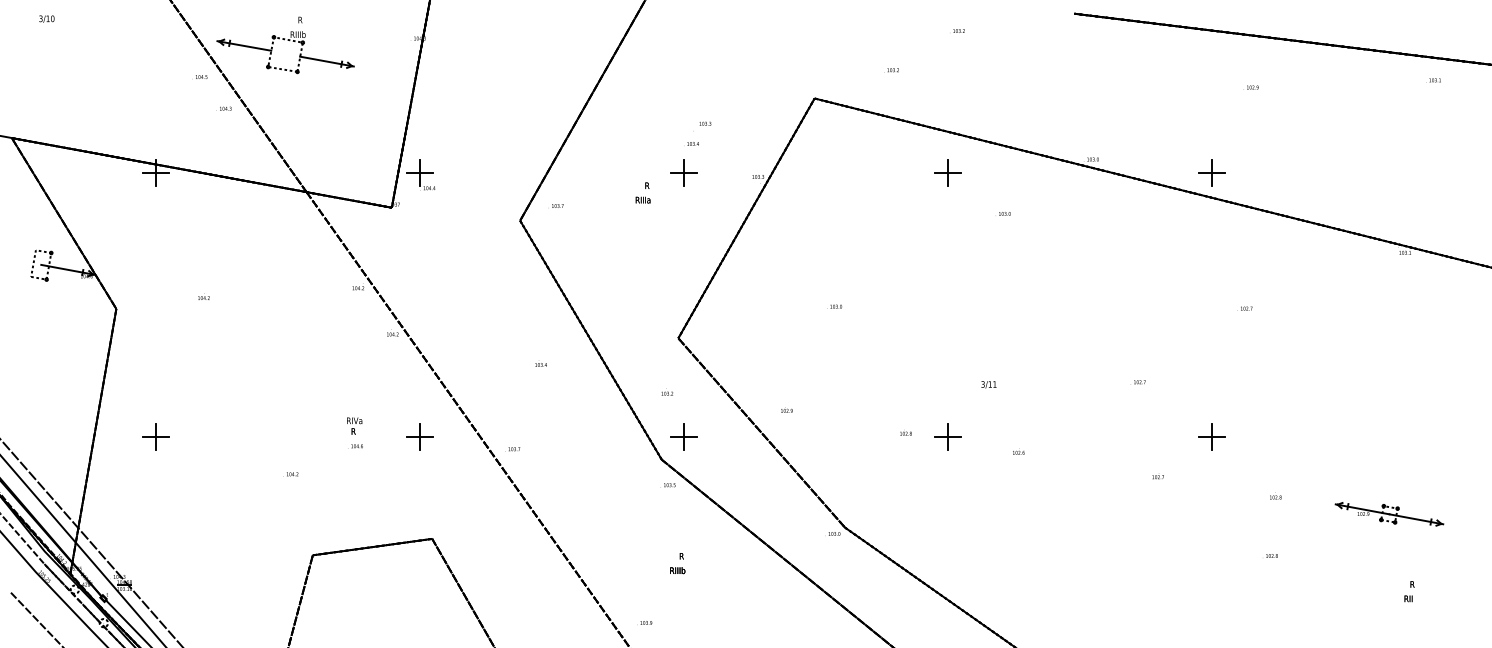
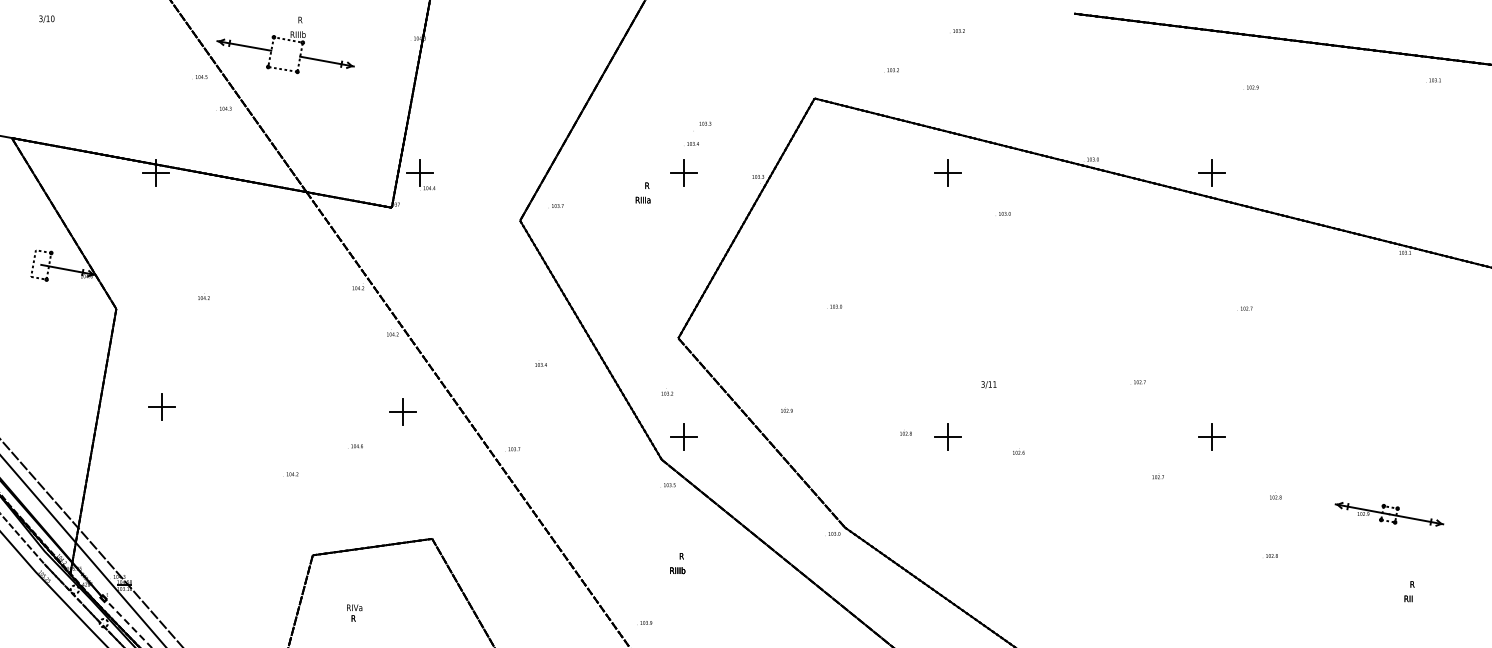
text position: (354, 425) -> (354, 612) (354, 612)
part position: (155, 436) -> (161, 406) (161, 406)
part position: (419, 436) -> (402, 411) (402, 411)
line: present -> none (35, 618)
line: solid -> dashed (128, 623)
